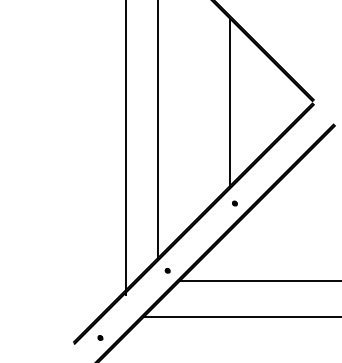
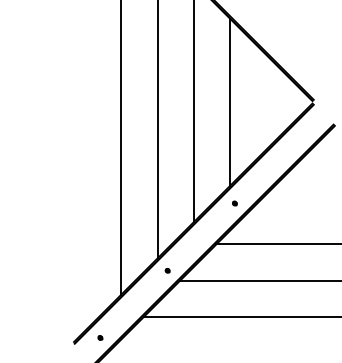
line: none -> present (193, 112)
line position: (126, 148) -> (121, 148) (121, 148)
line: none -> present (277, 244)
